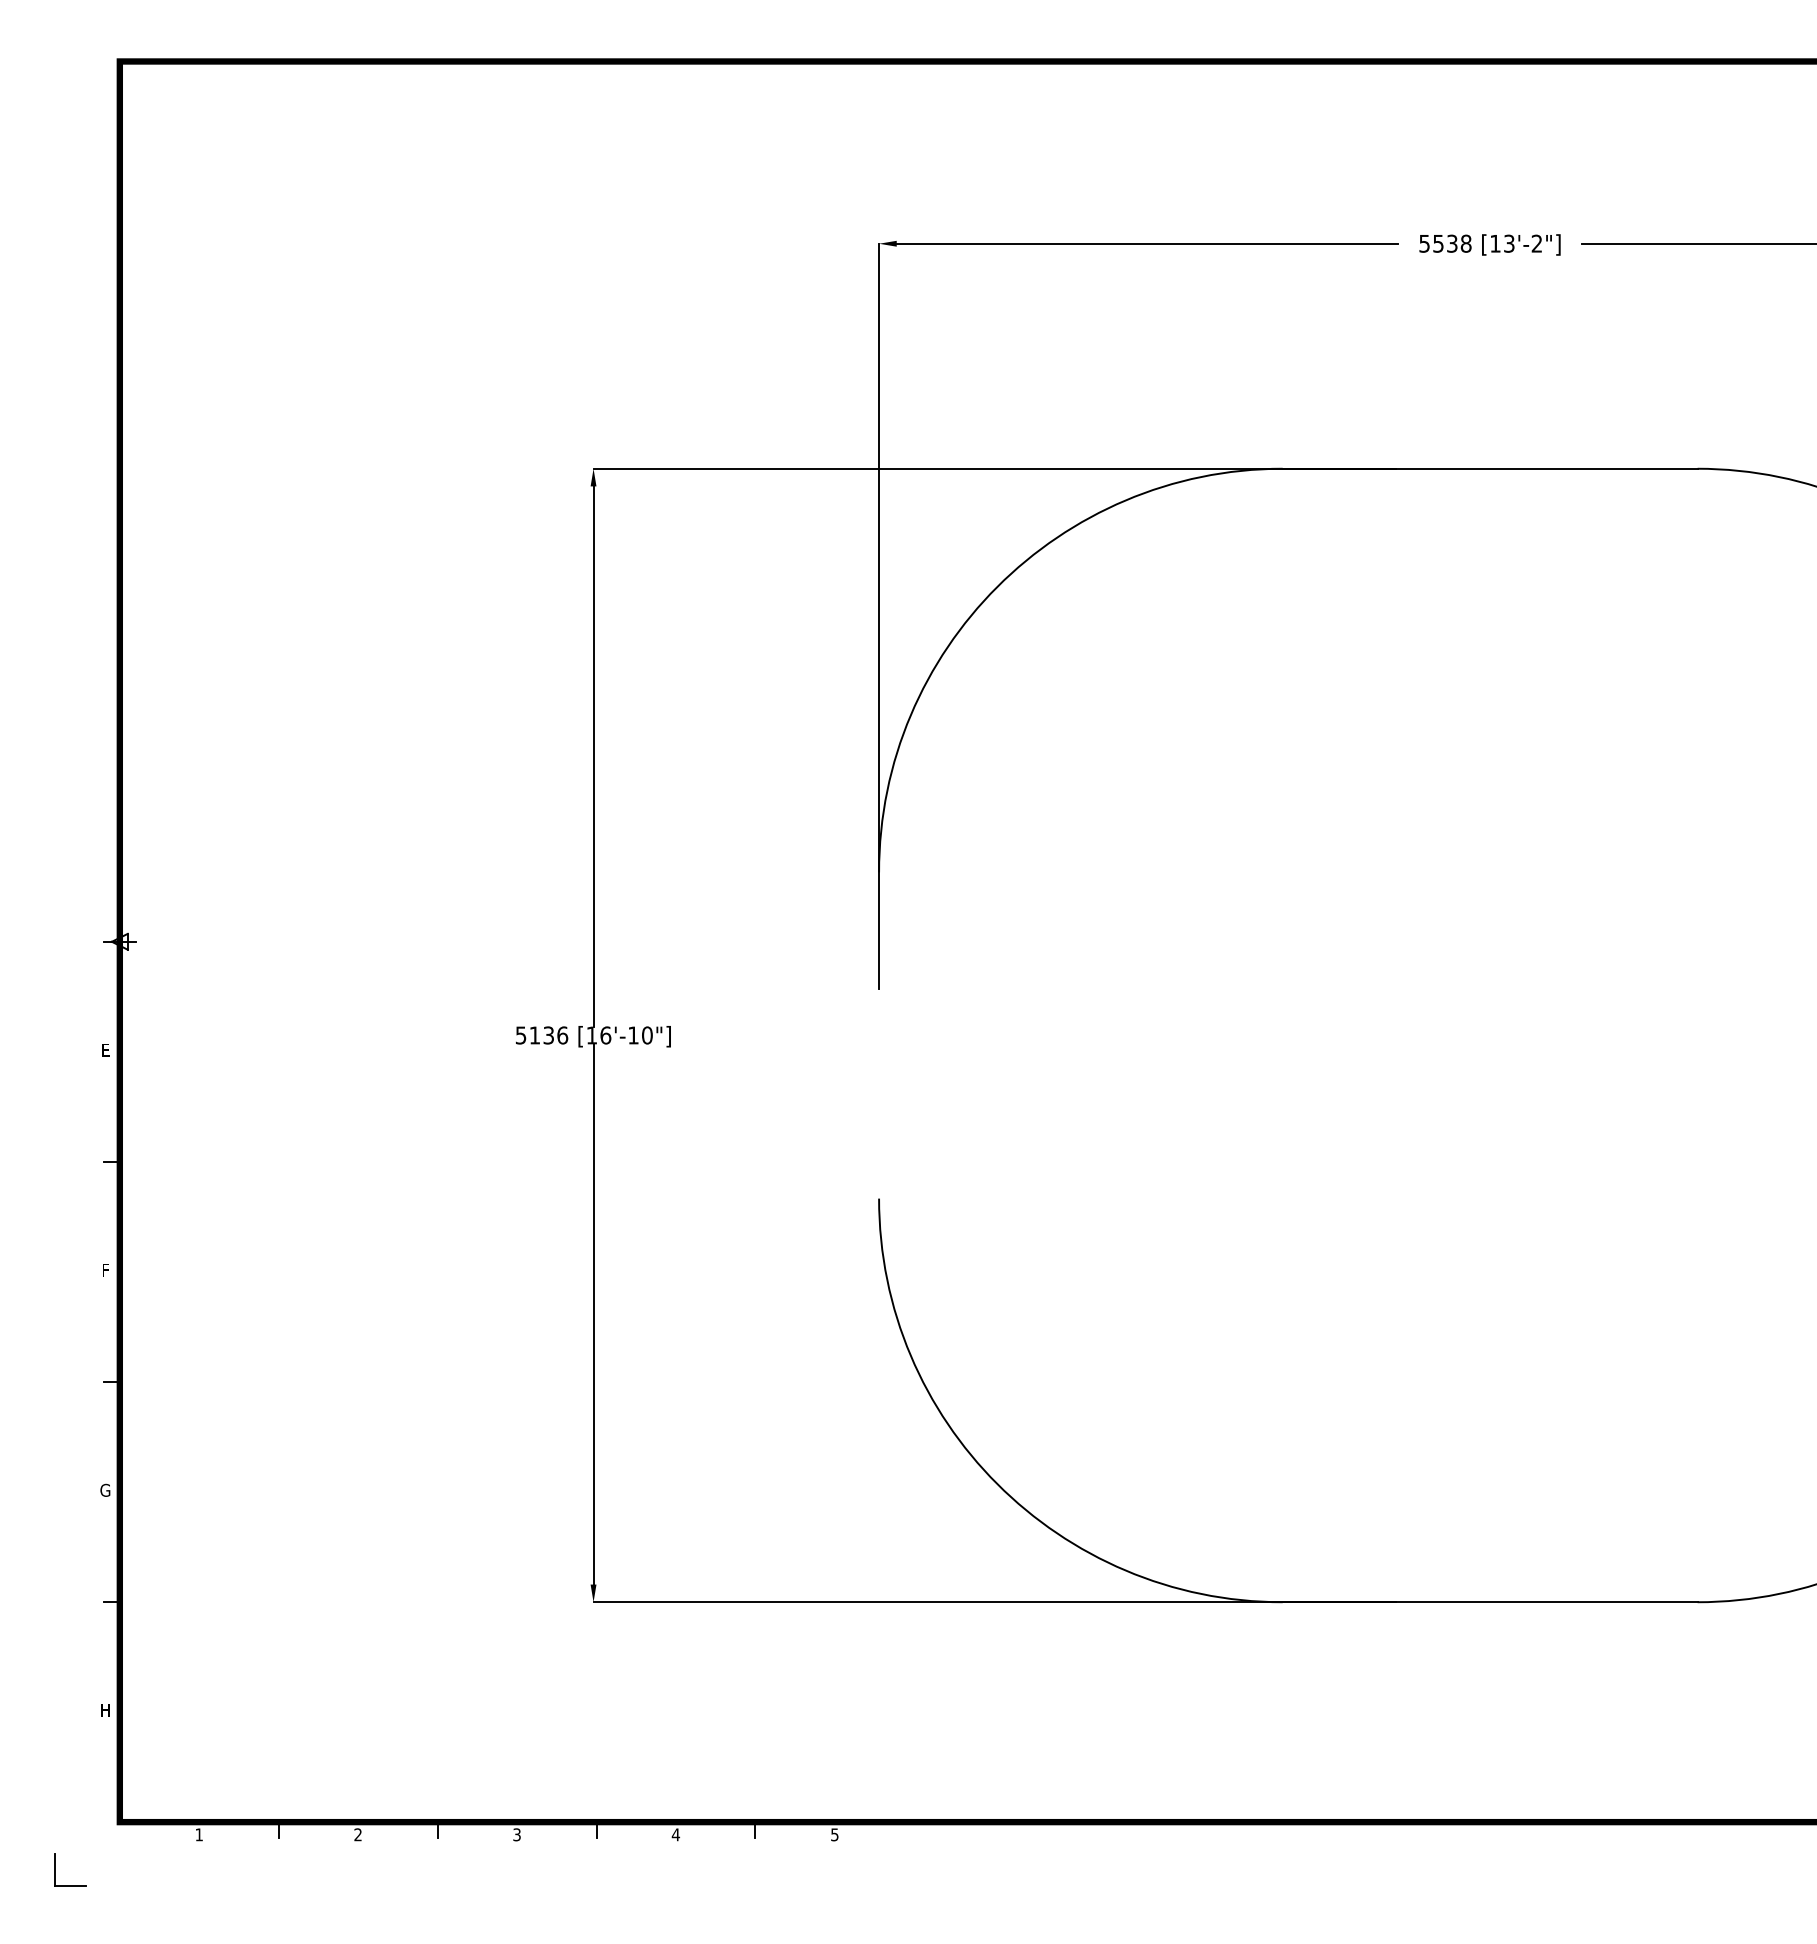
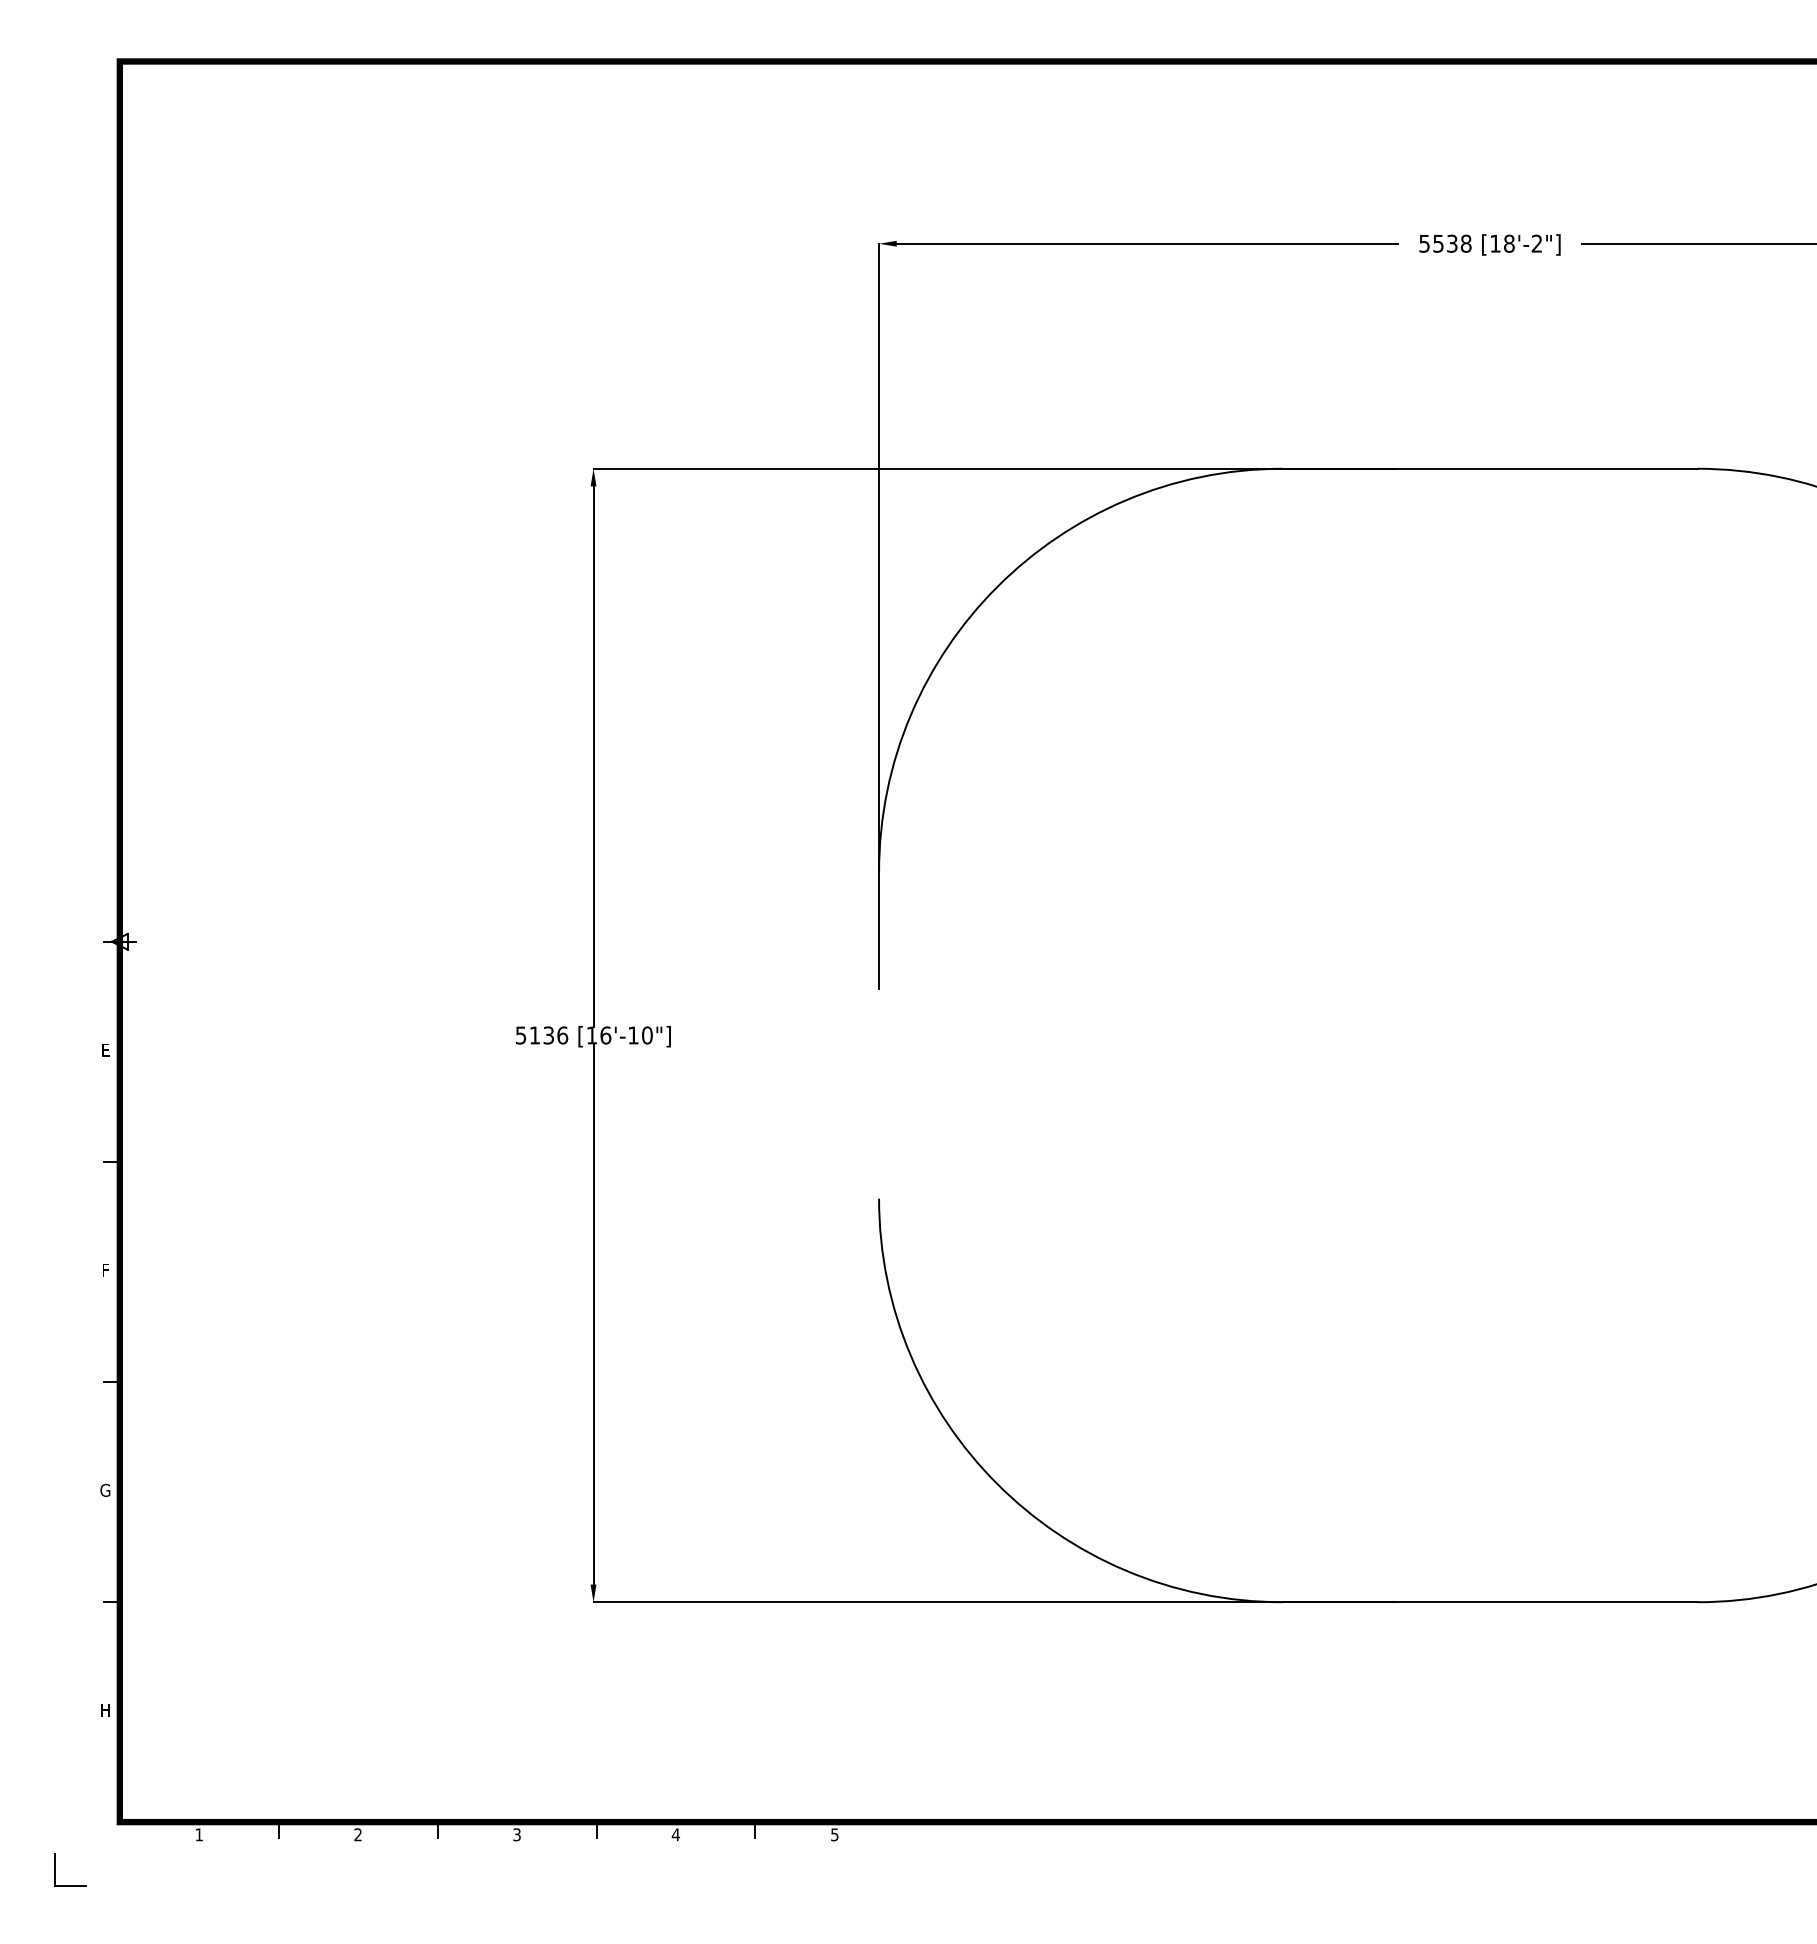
text: [13'-2"] -> [18'-2"] (1509, 243)
